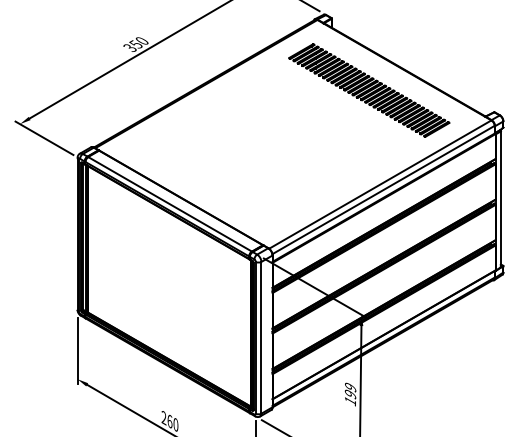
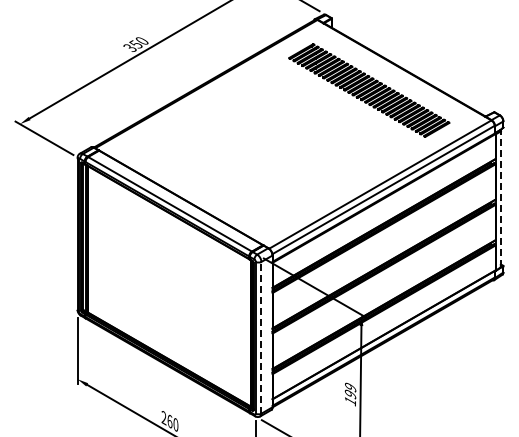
line: solid -> dashed (500, 199)
line: solid -> dashed (261, 337)
